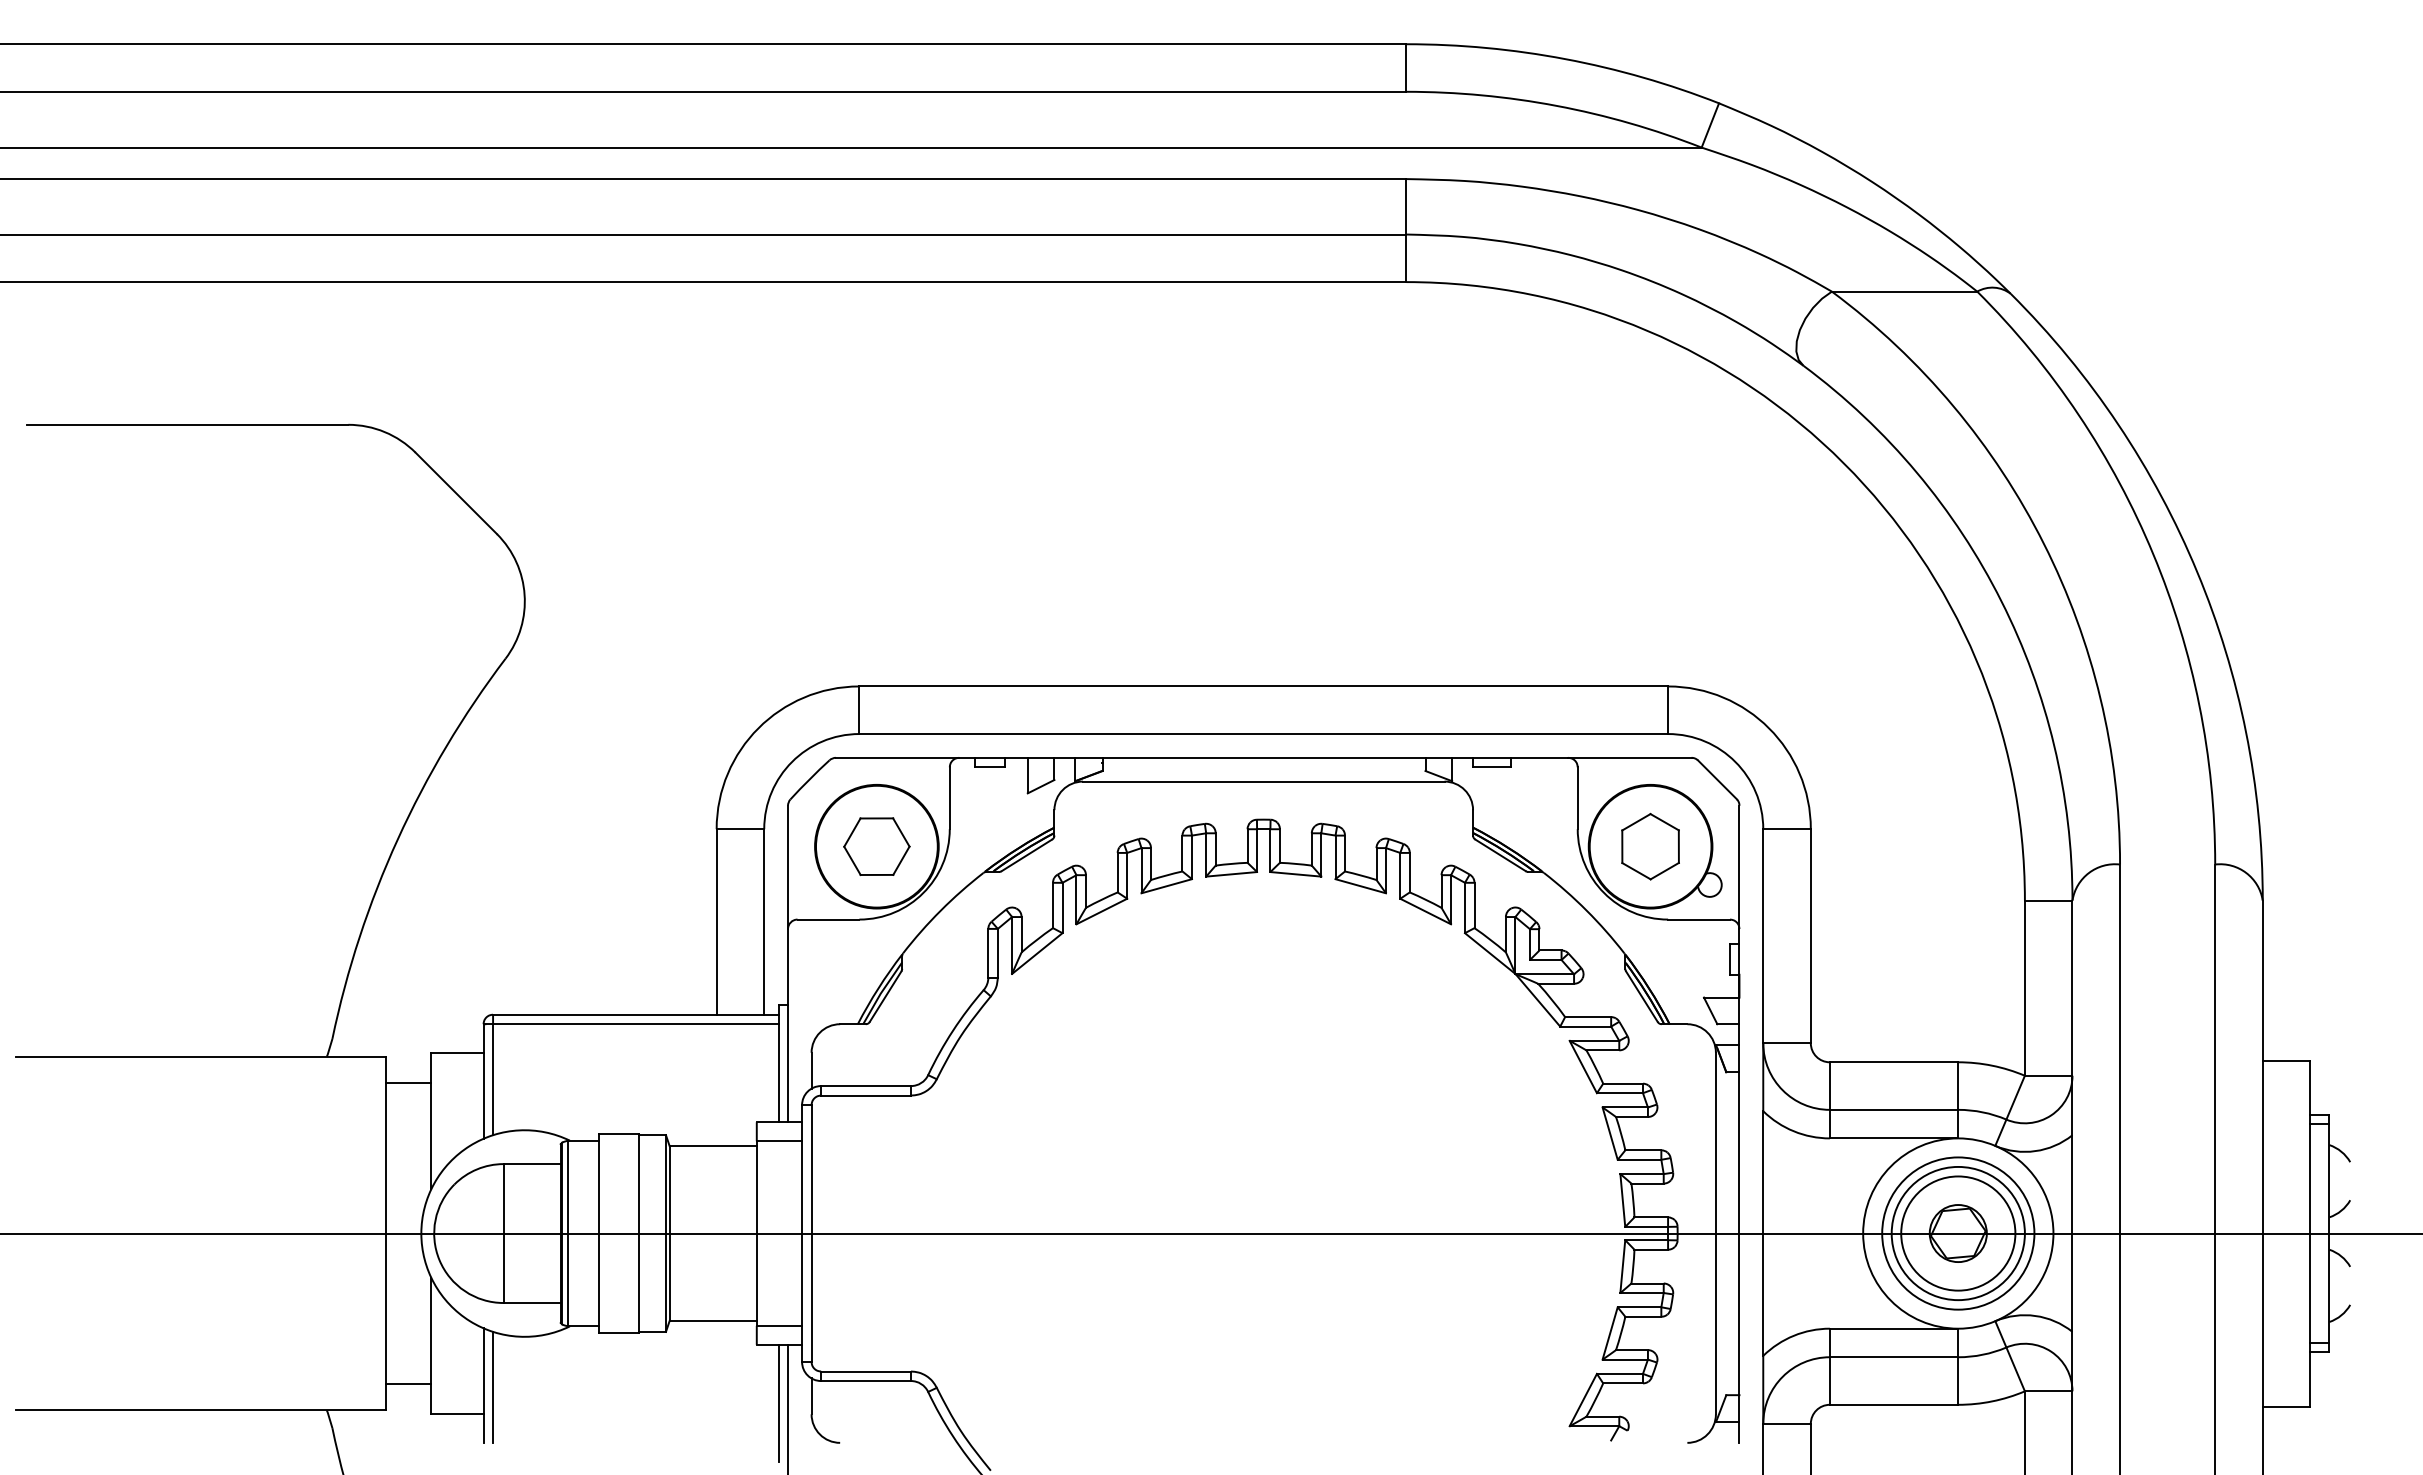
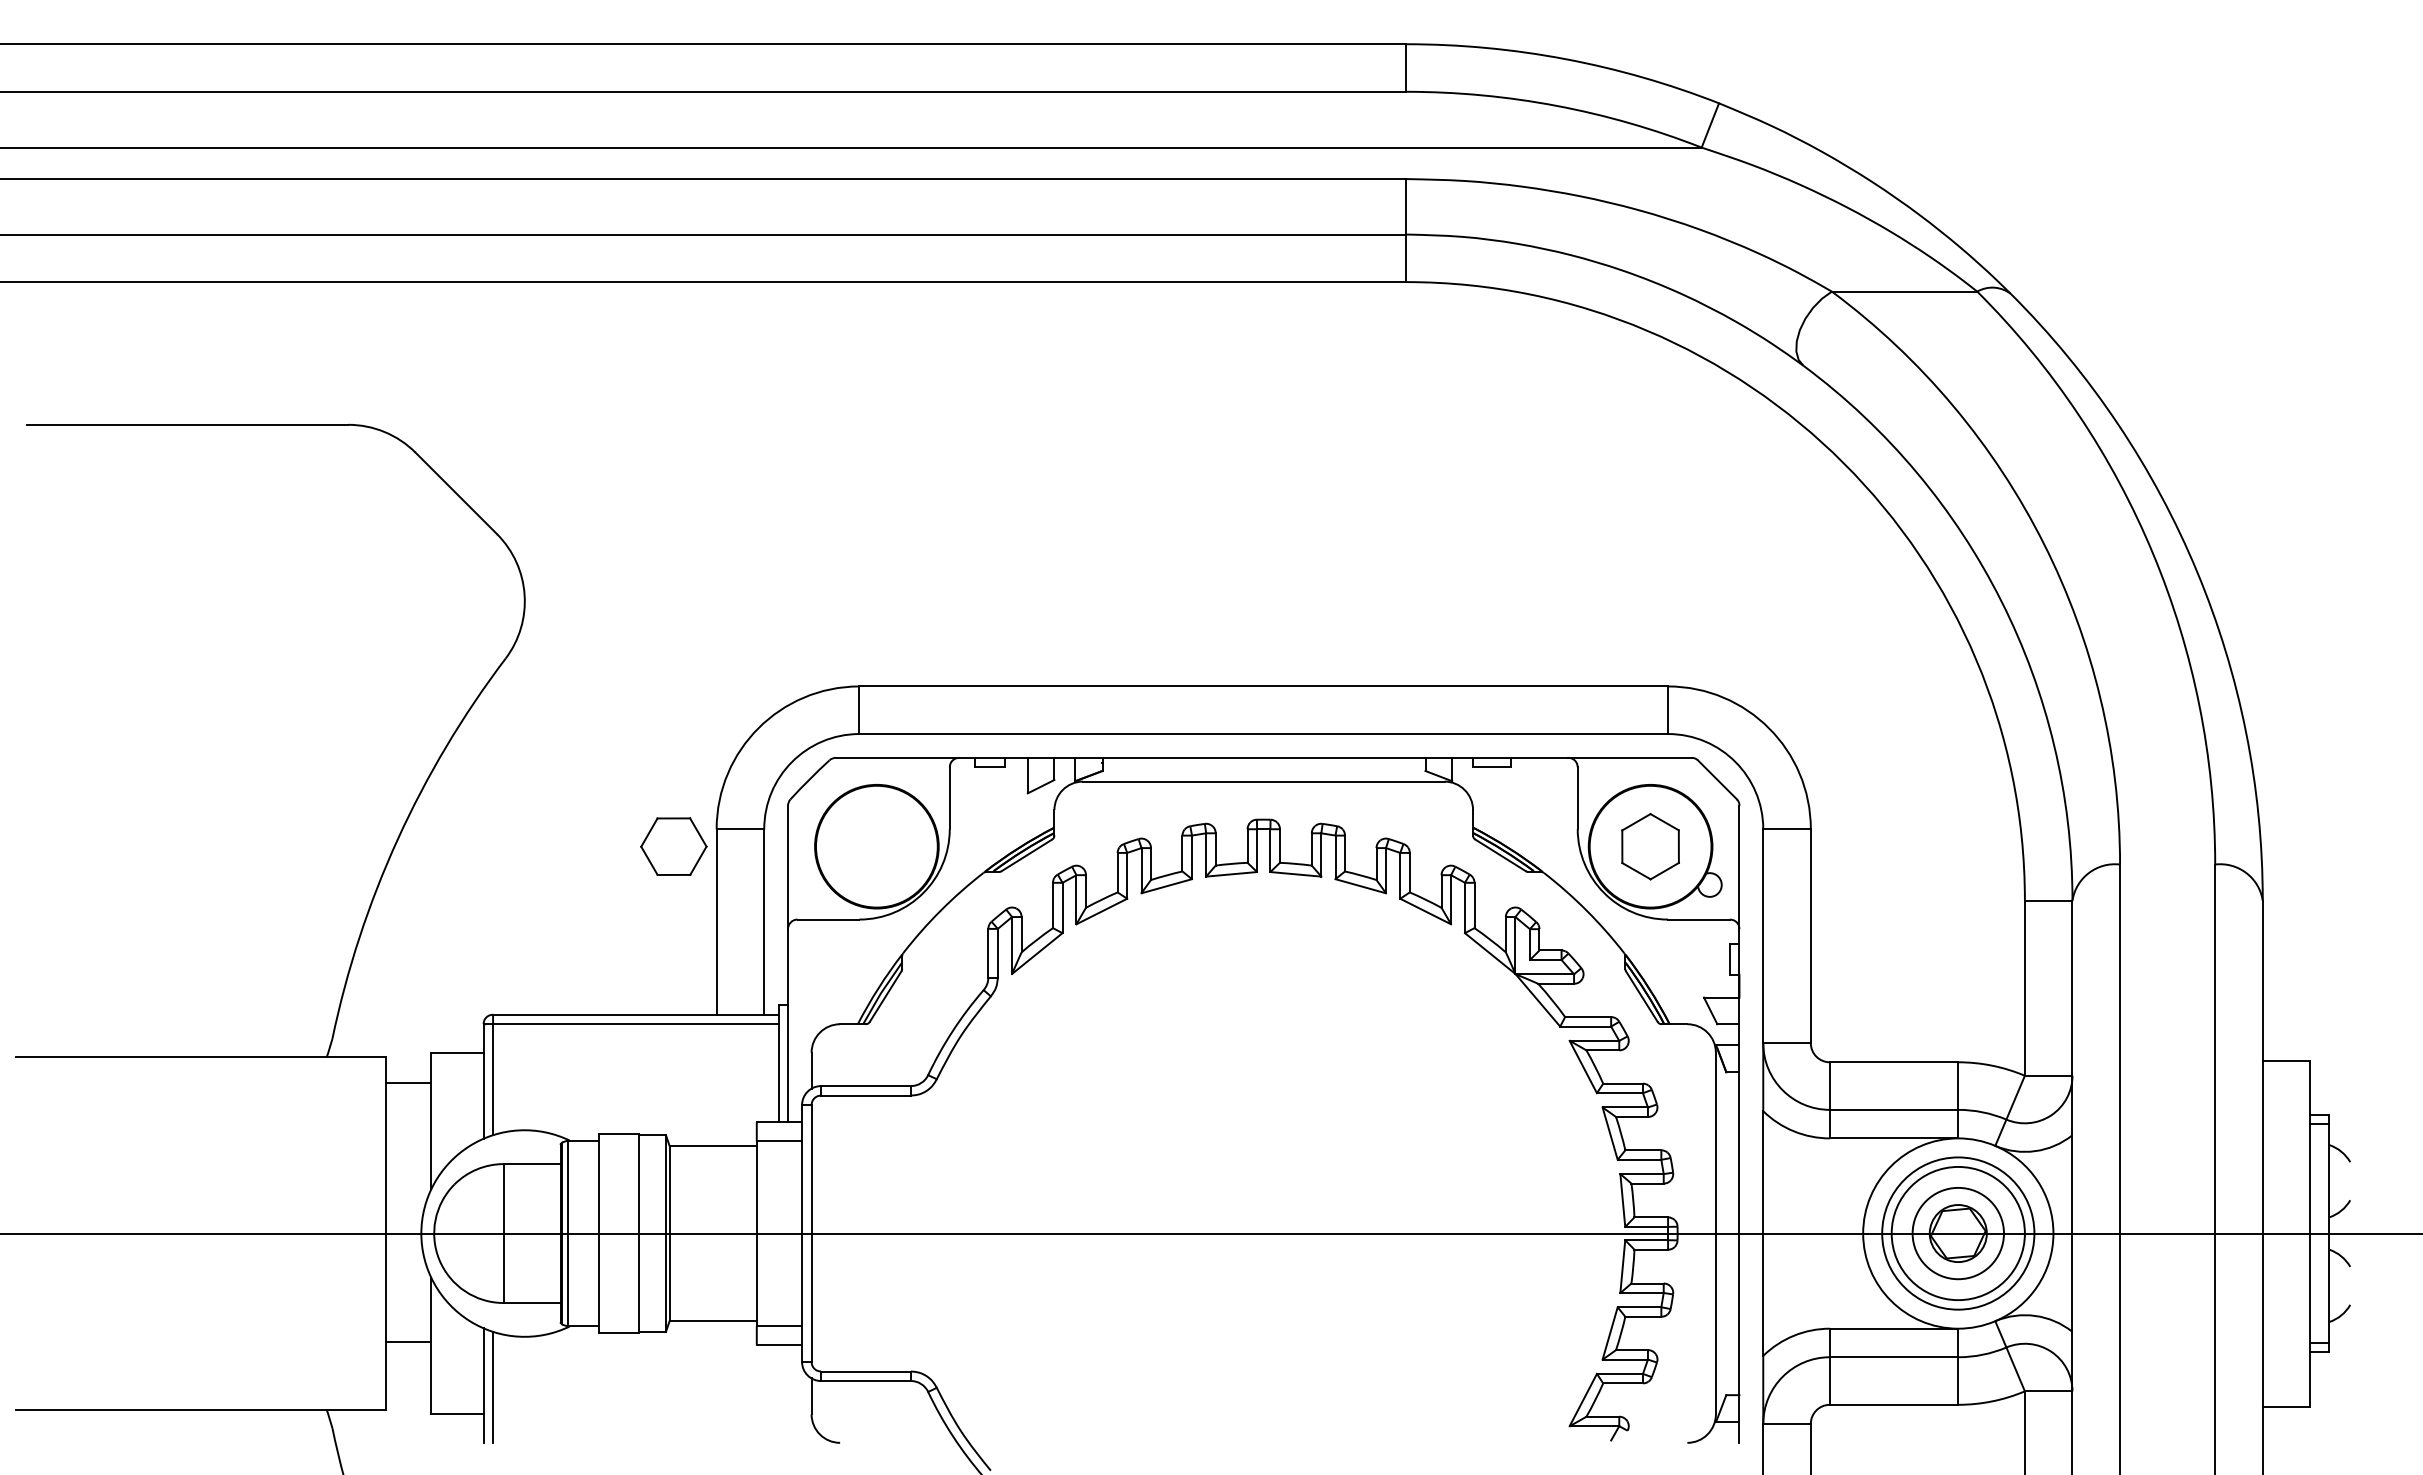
part position: (876, 846) -> (673, 846) (673, 846)
circle diameter: 114 px -> 91 px (1957, 1233)
line position: (408, 1383) -> (408, 1341) (408, 1341)
line: present -> none (778, 1402)
line: present -> none (788, 1407)
